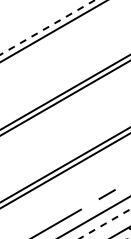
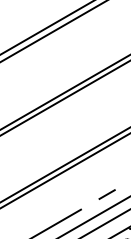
line: dashed -> solid (47, 27)
line: dashed -> solid (105, 223)
